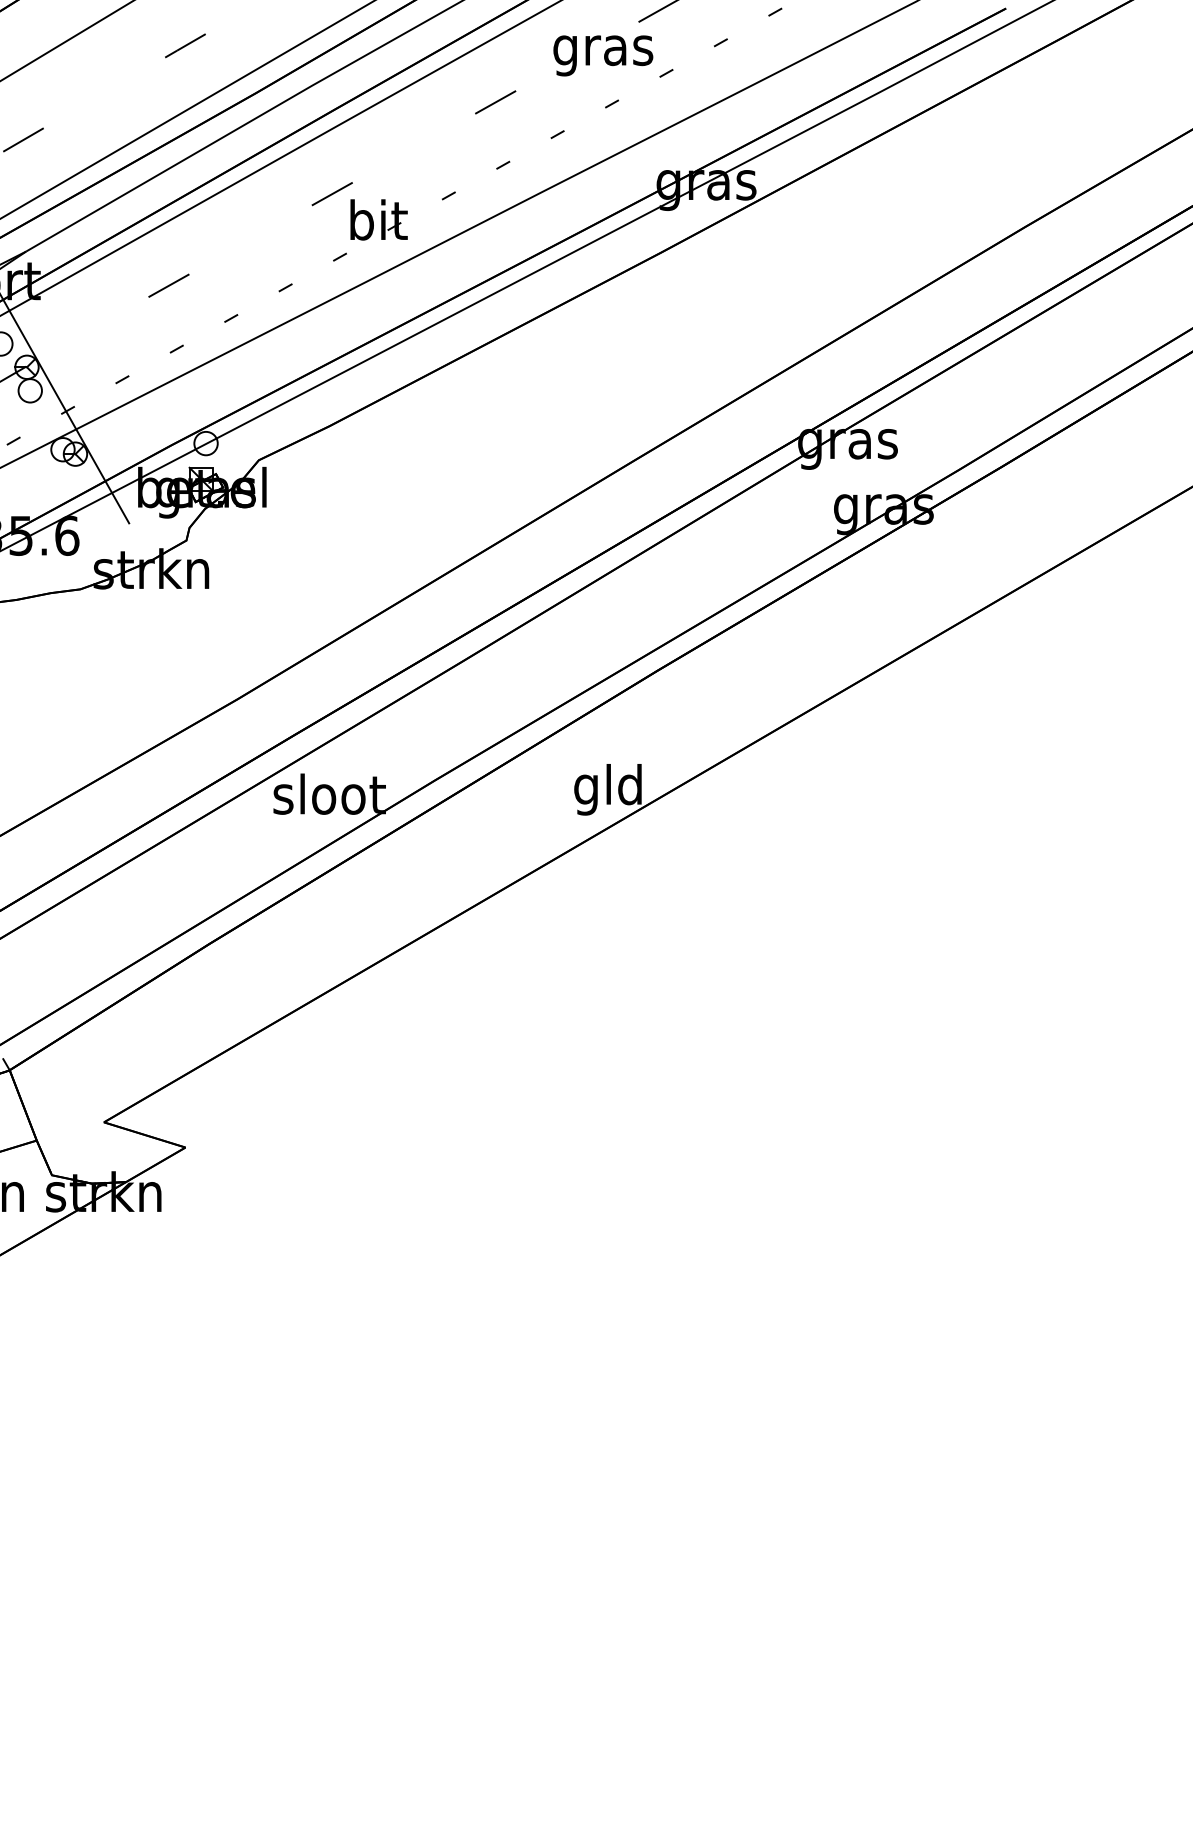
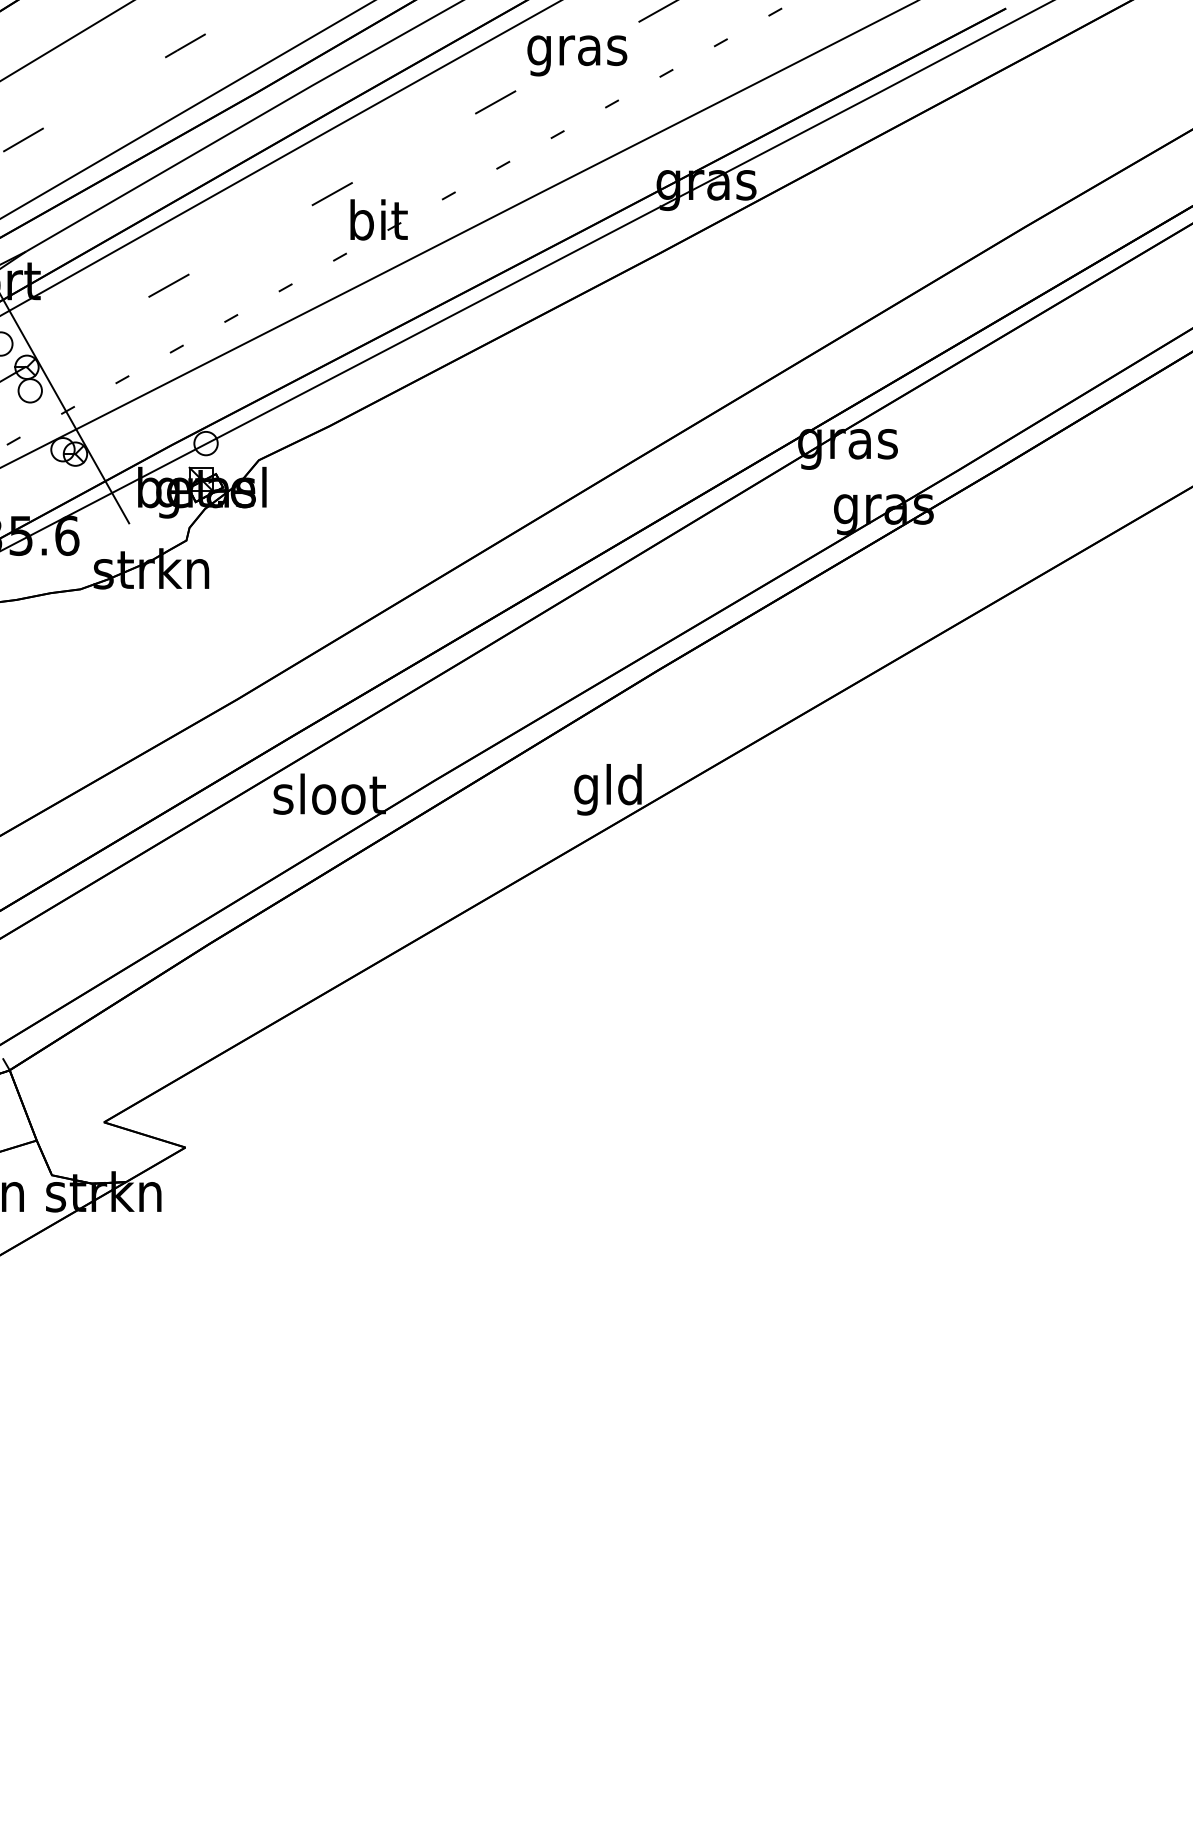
text position: (603, 55) -> (577, 55) (577, 55)
